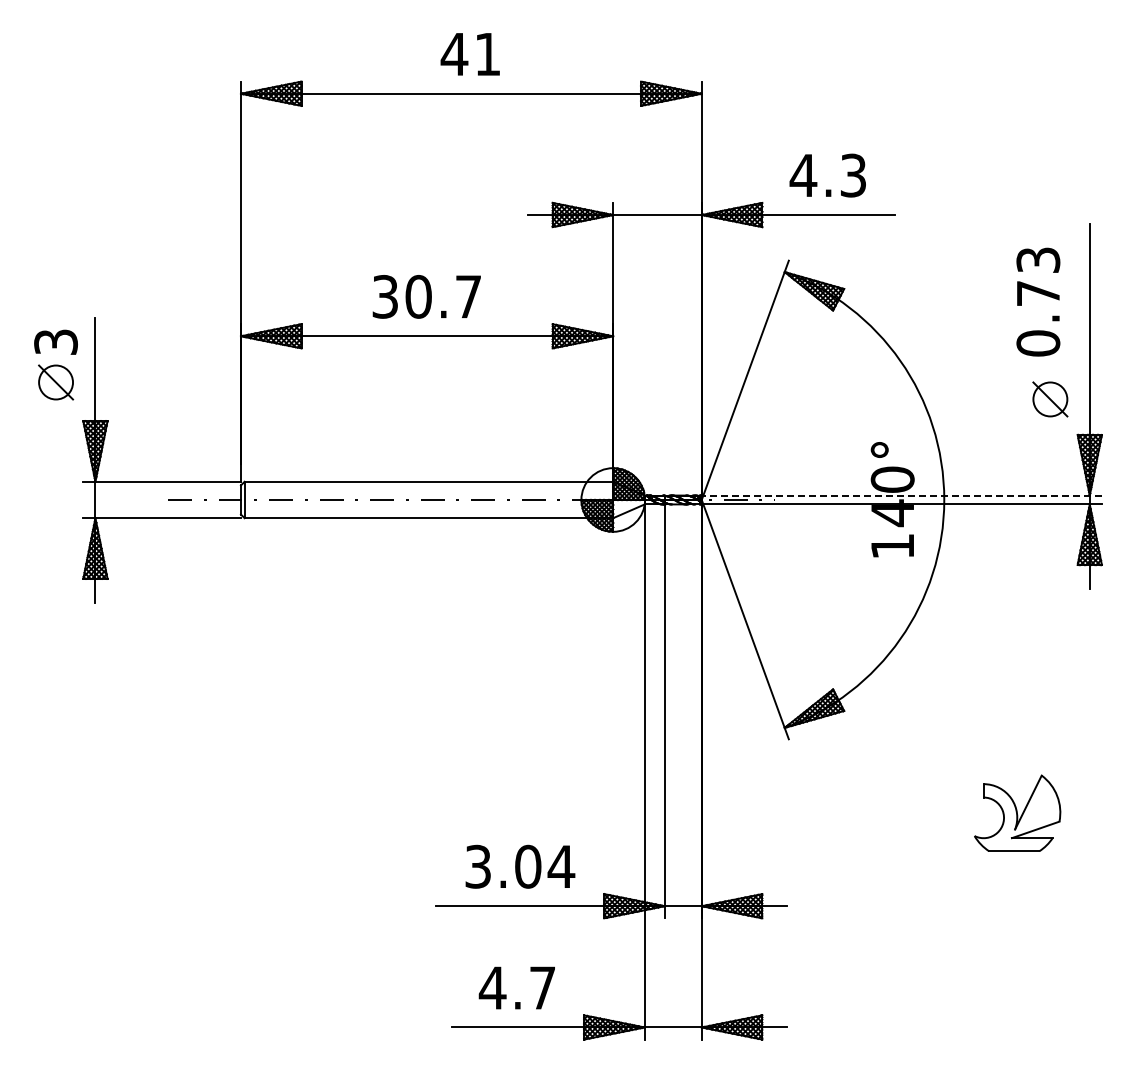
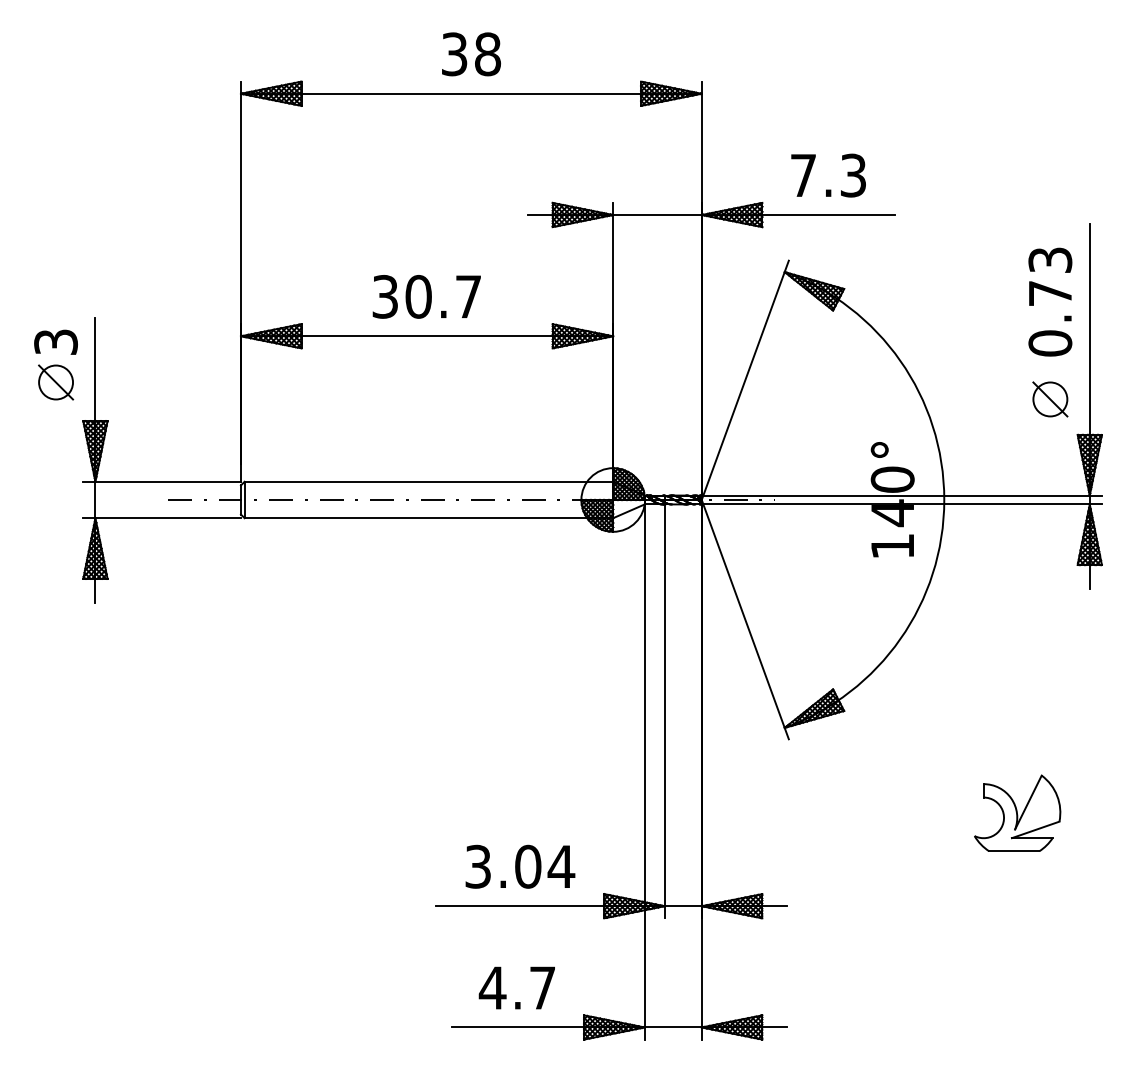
text: 41 -> 38 (470, 54)
text: 4.3 -> 7.3 (803, 175)
text position: (1038, 301) -> (1050, 301) (1050, 301)
line: dashed -> solid (901, 495)
